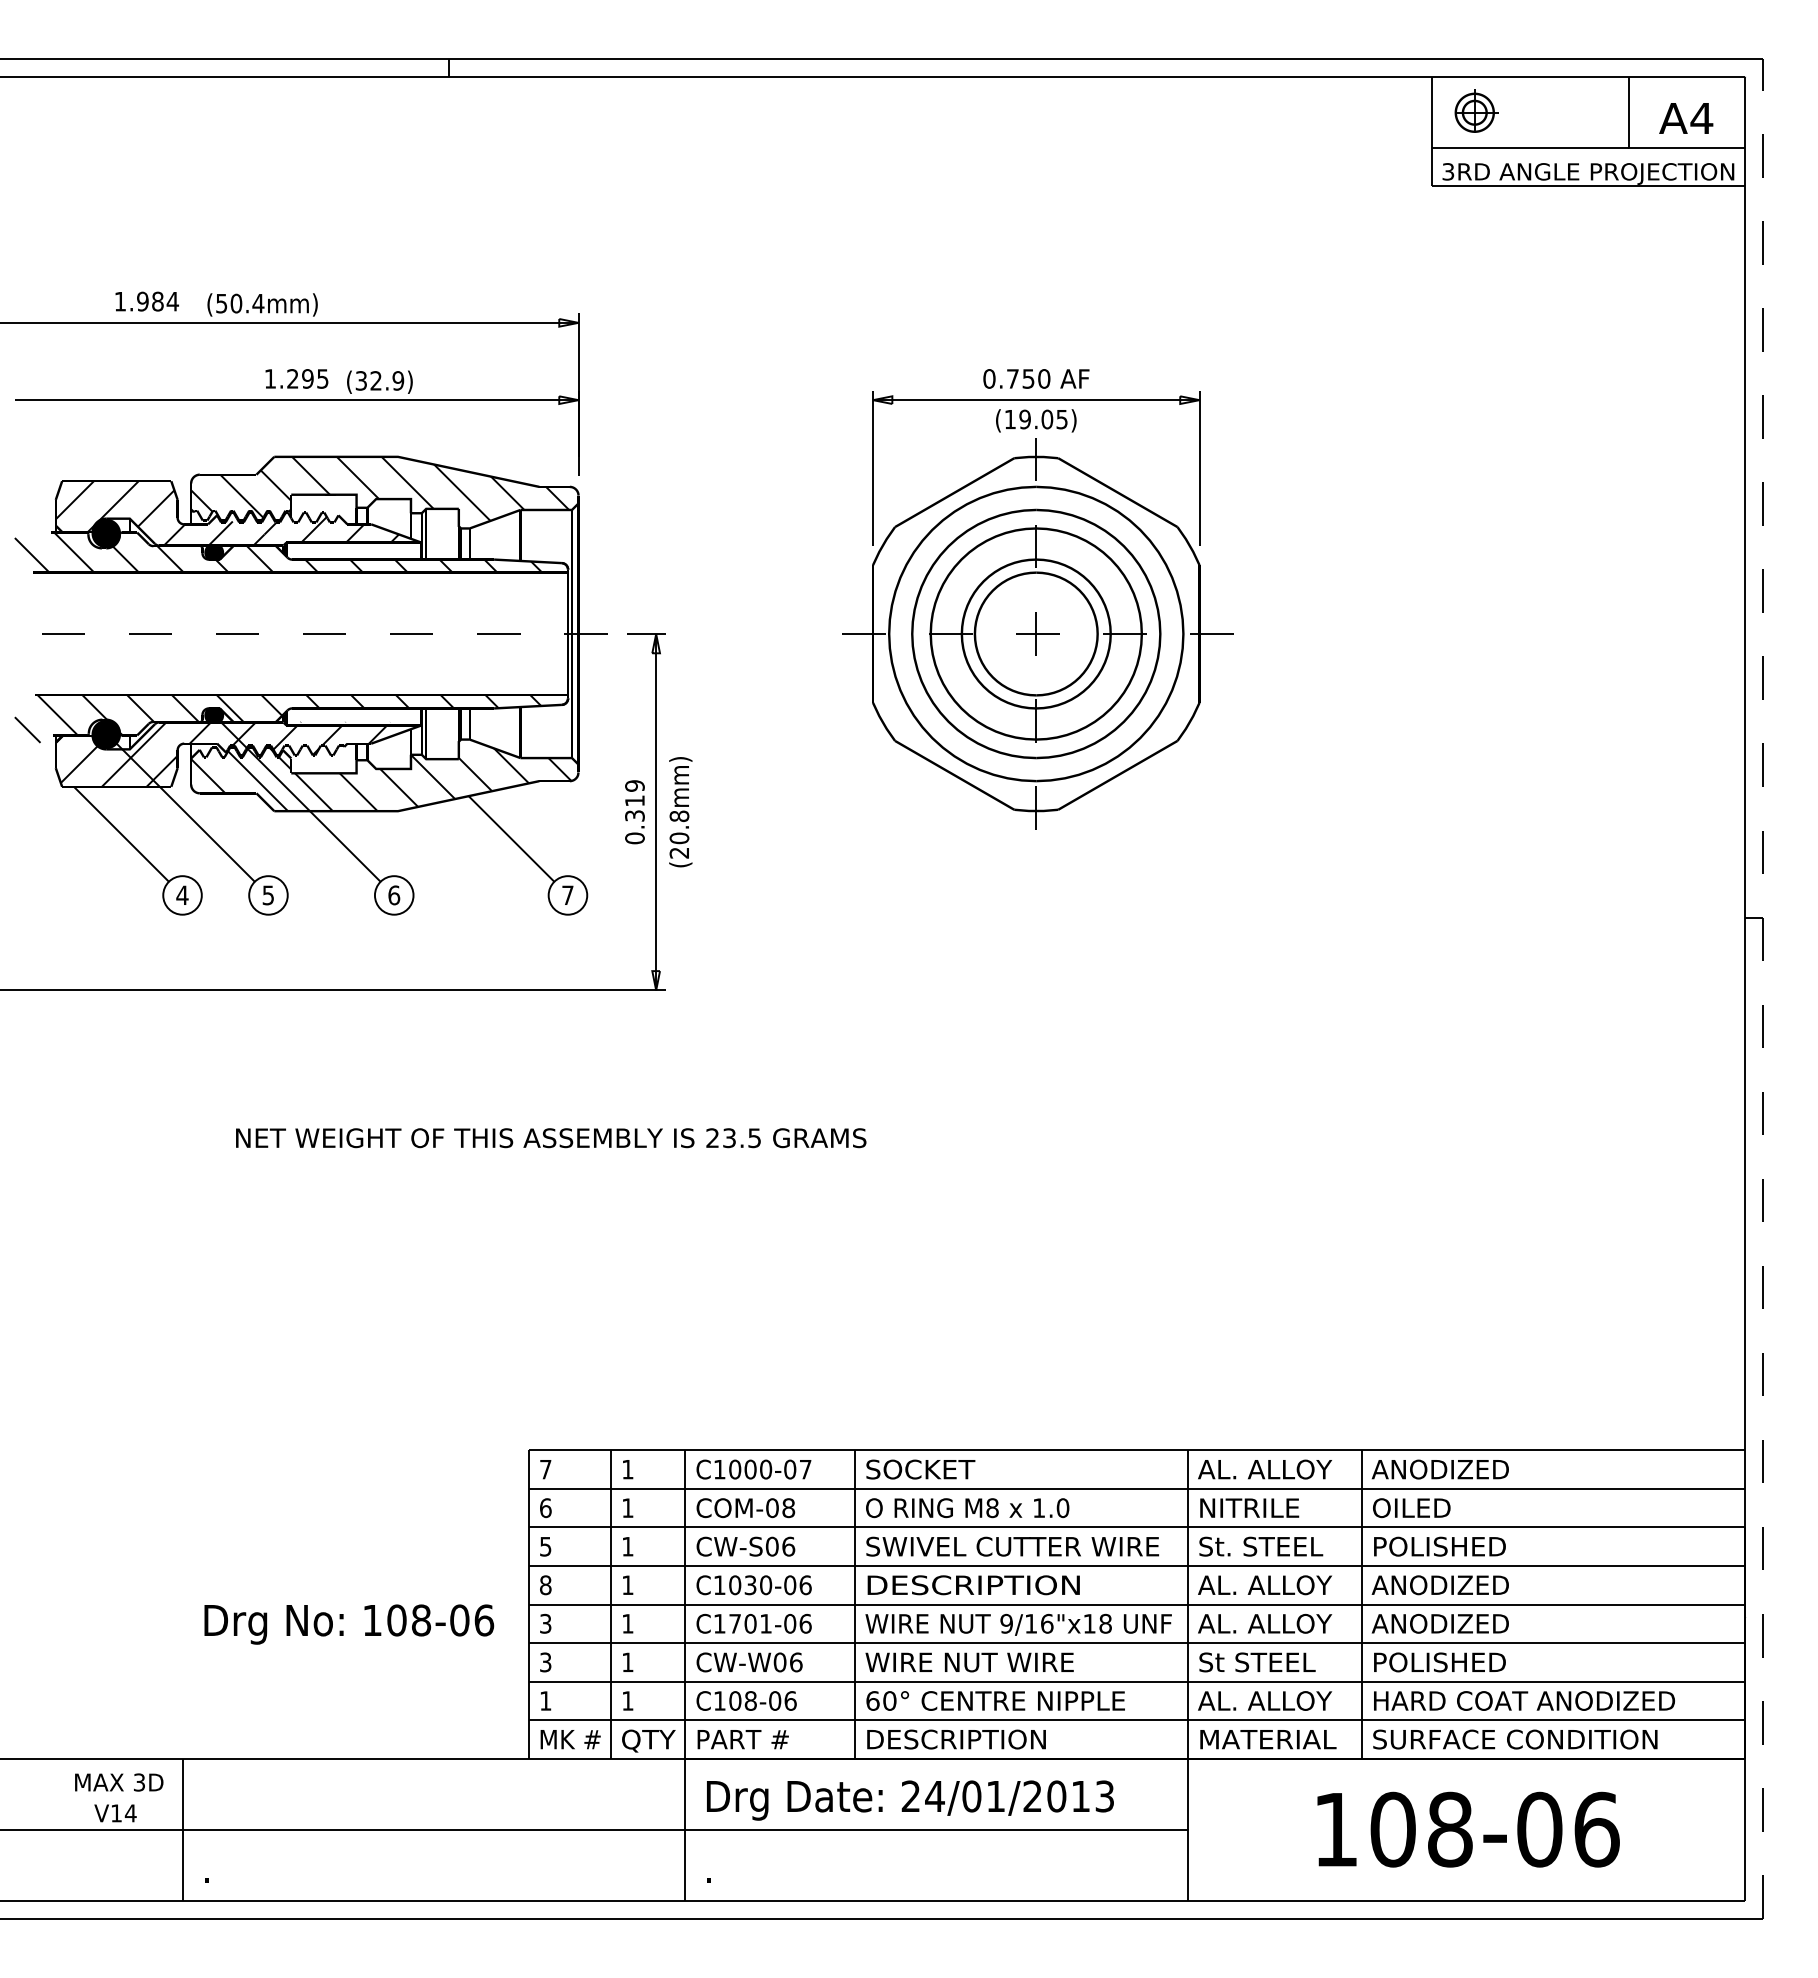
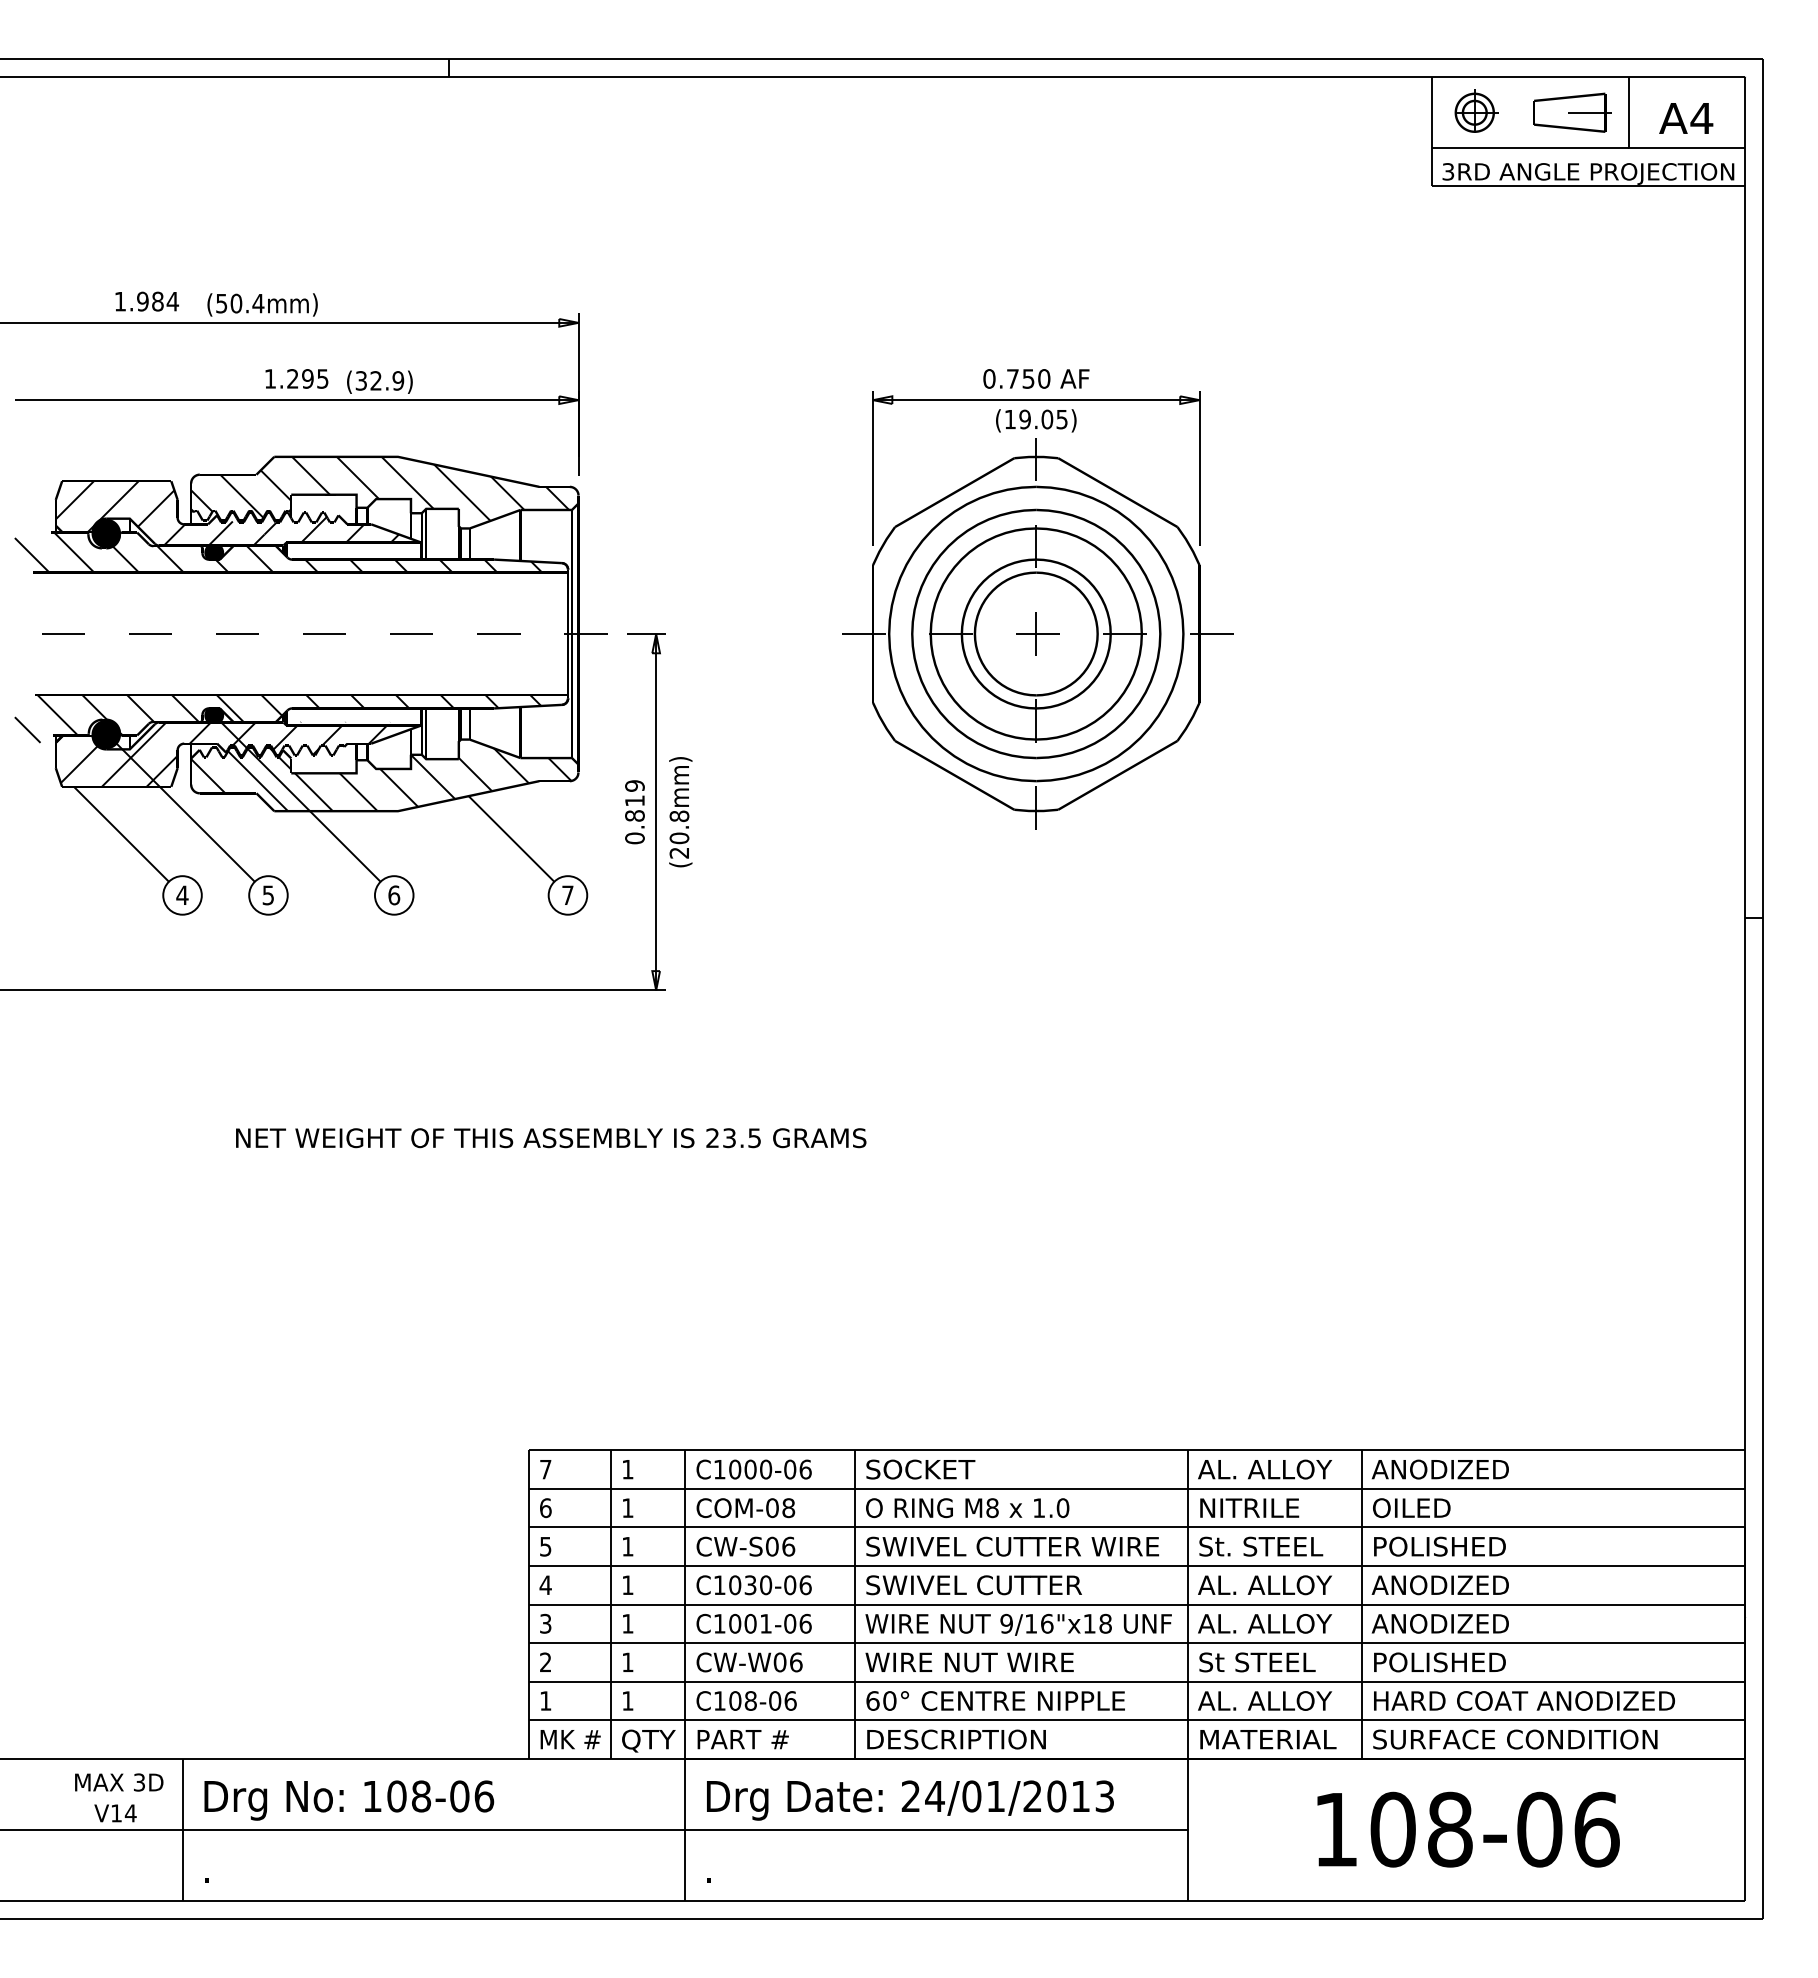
part: none -> present (1572, 112)
text: 0.319 -> 0.819 (634, 815)
line: dashed -> solid (1763, 988)
text: C1000-07 -> C1000-06 (805, 1469)
text: 8 -> 4 (545, 1585)
text: DESCRIPTION -> SWIVEL CUTTER (973, 1585)
text: C1701-06 -> C1001-06 (735, 1623)
text position: (349, 1624) -> (349, 1800) (349, 1800)
text: 3 -> 2 (545, 1662)
